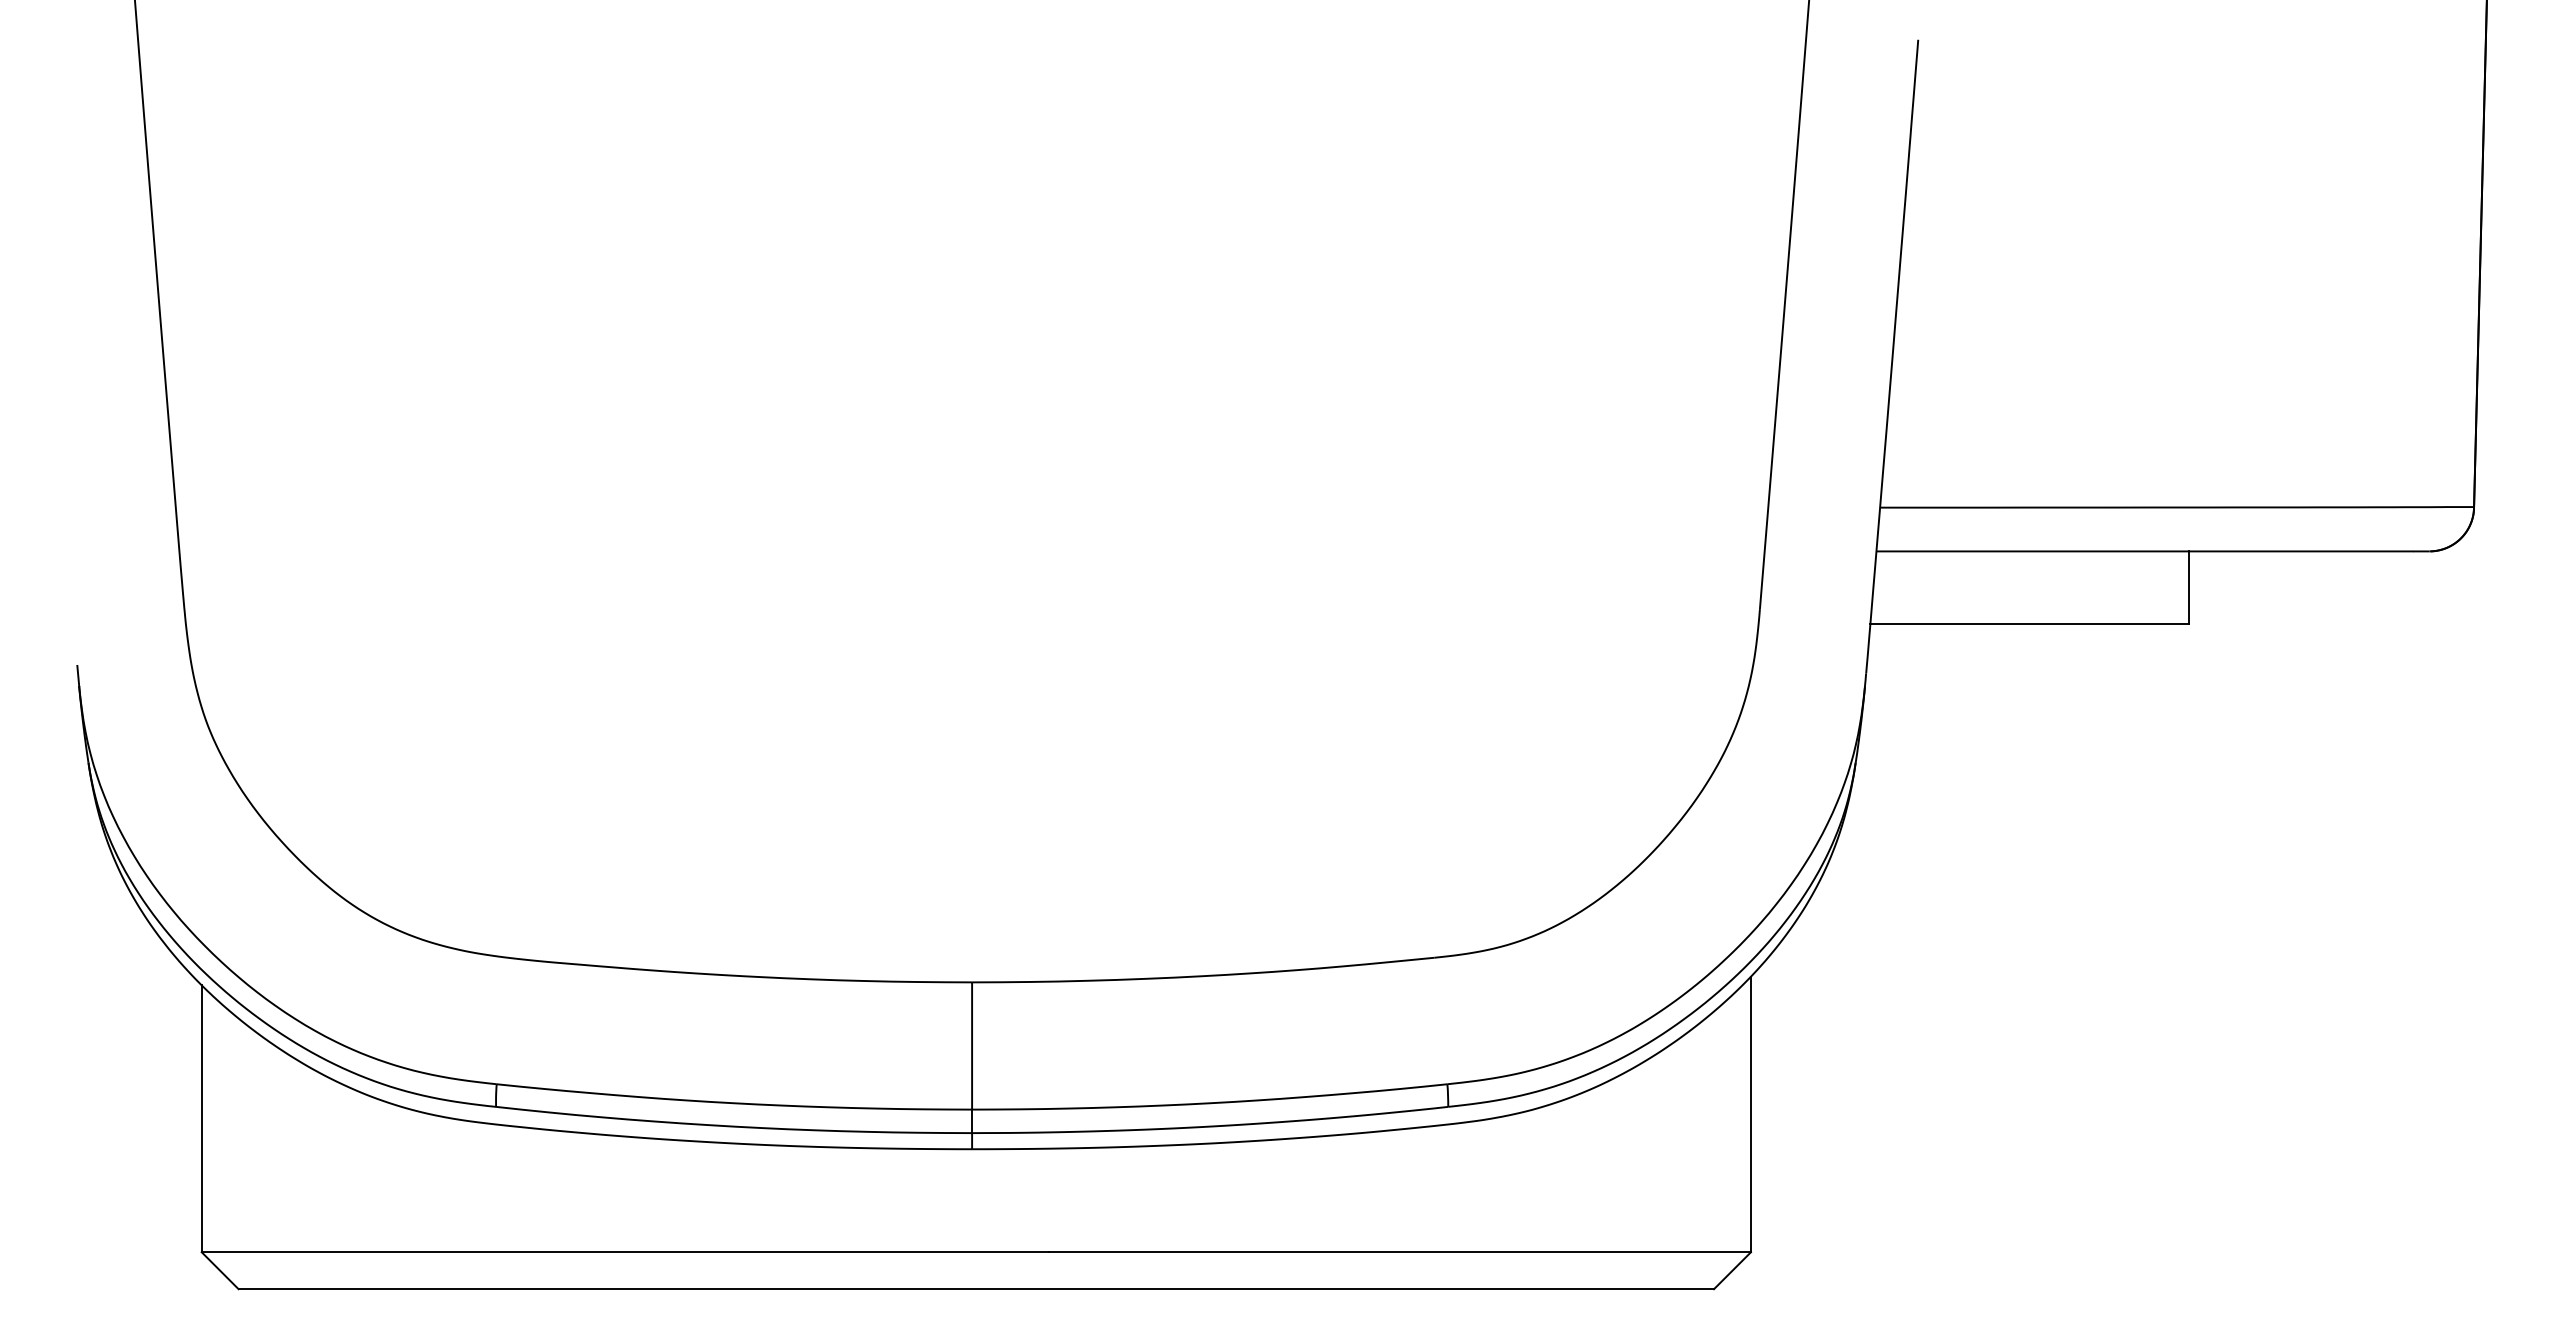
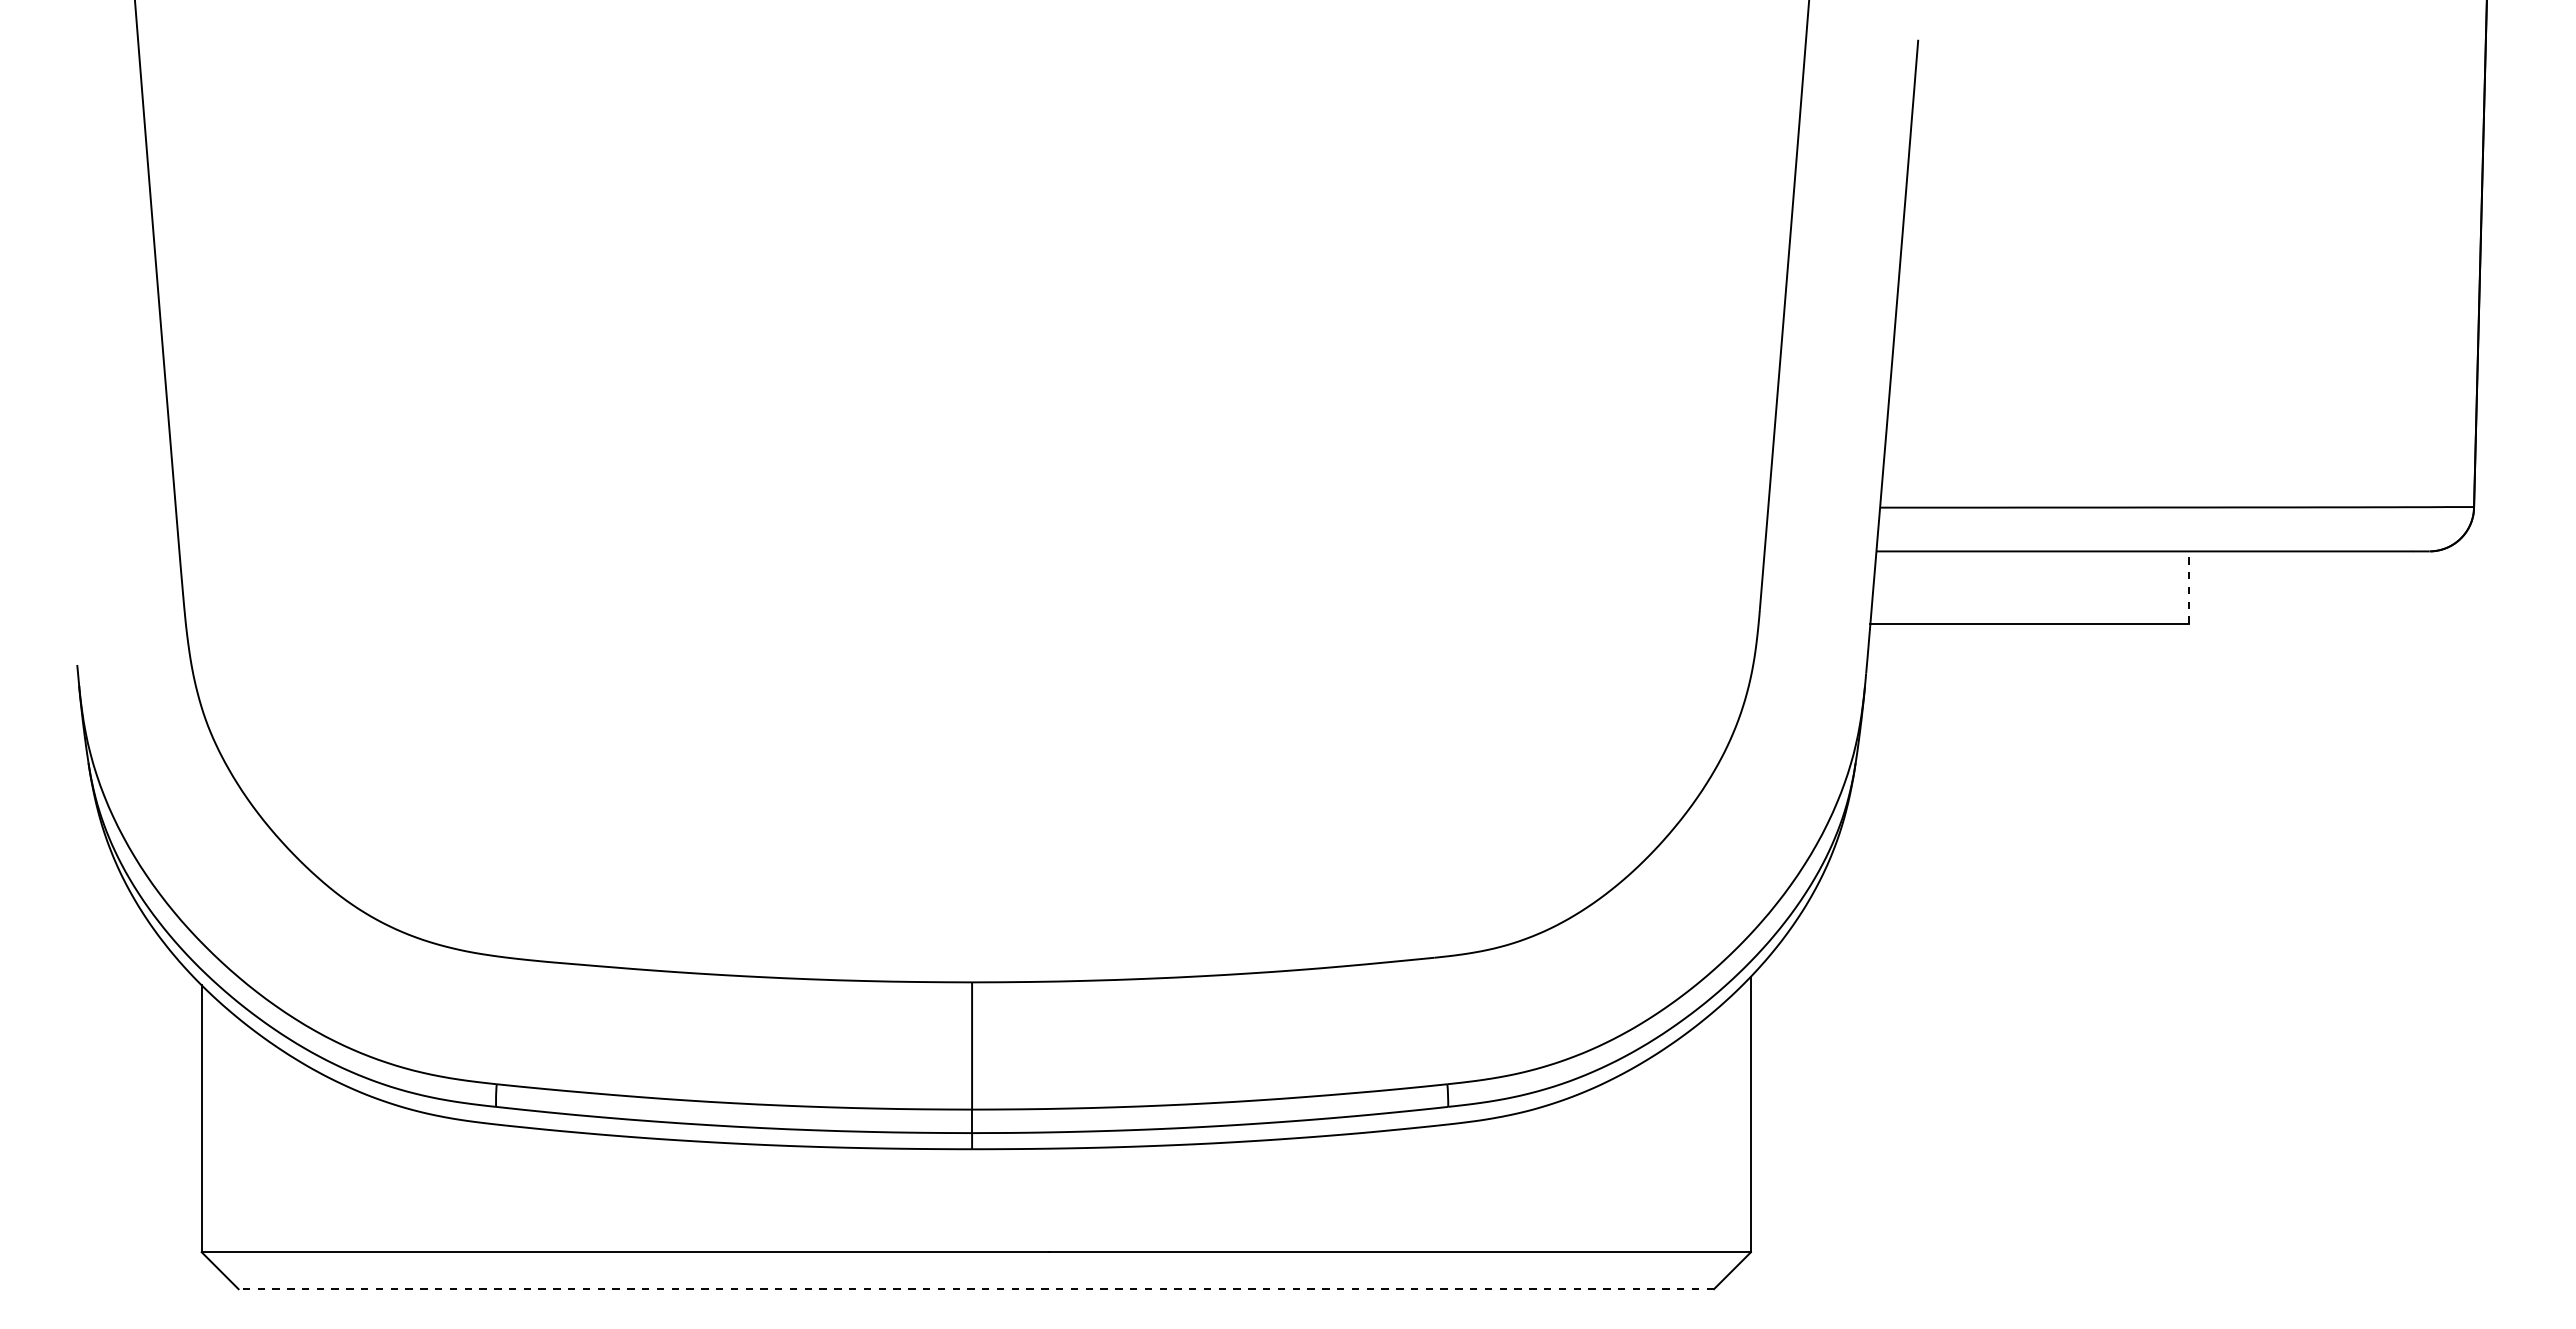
line: solid -> dashed (2188, 587)
line: solid -> dashed (976, 1289)
